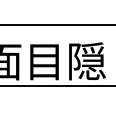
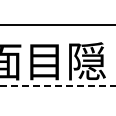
line: solid -> dashed (57, 86)
